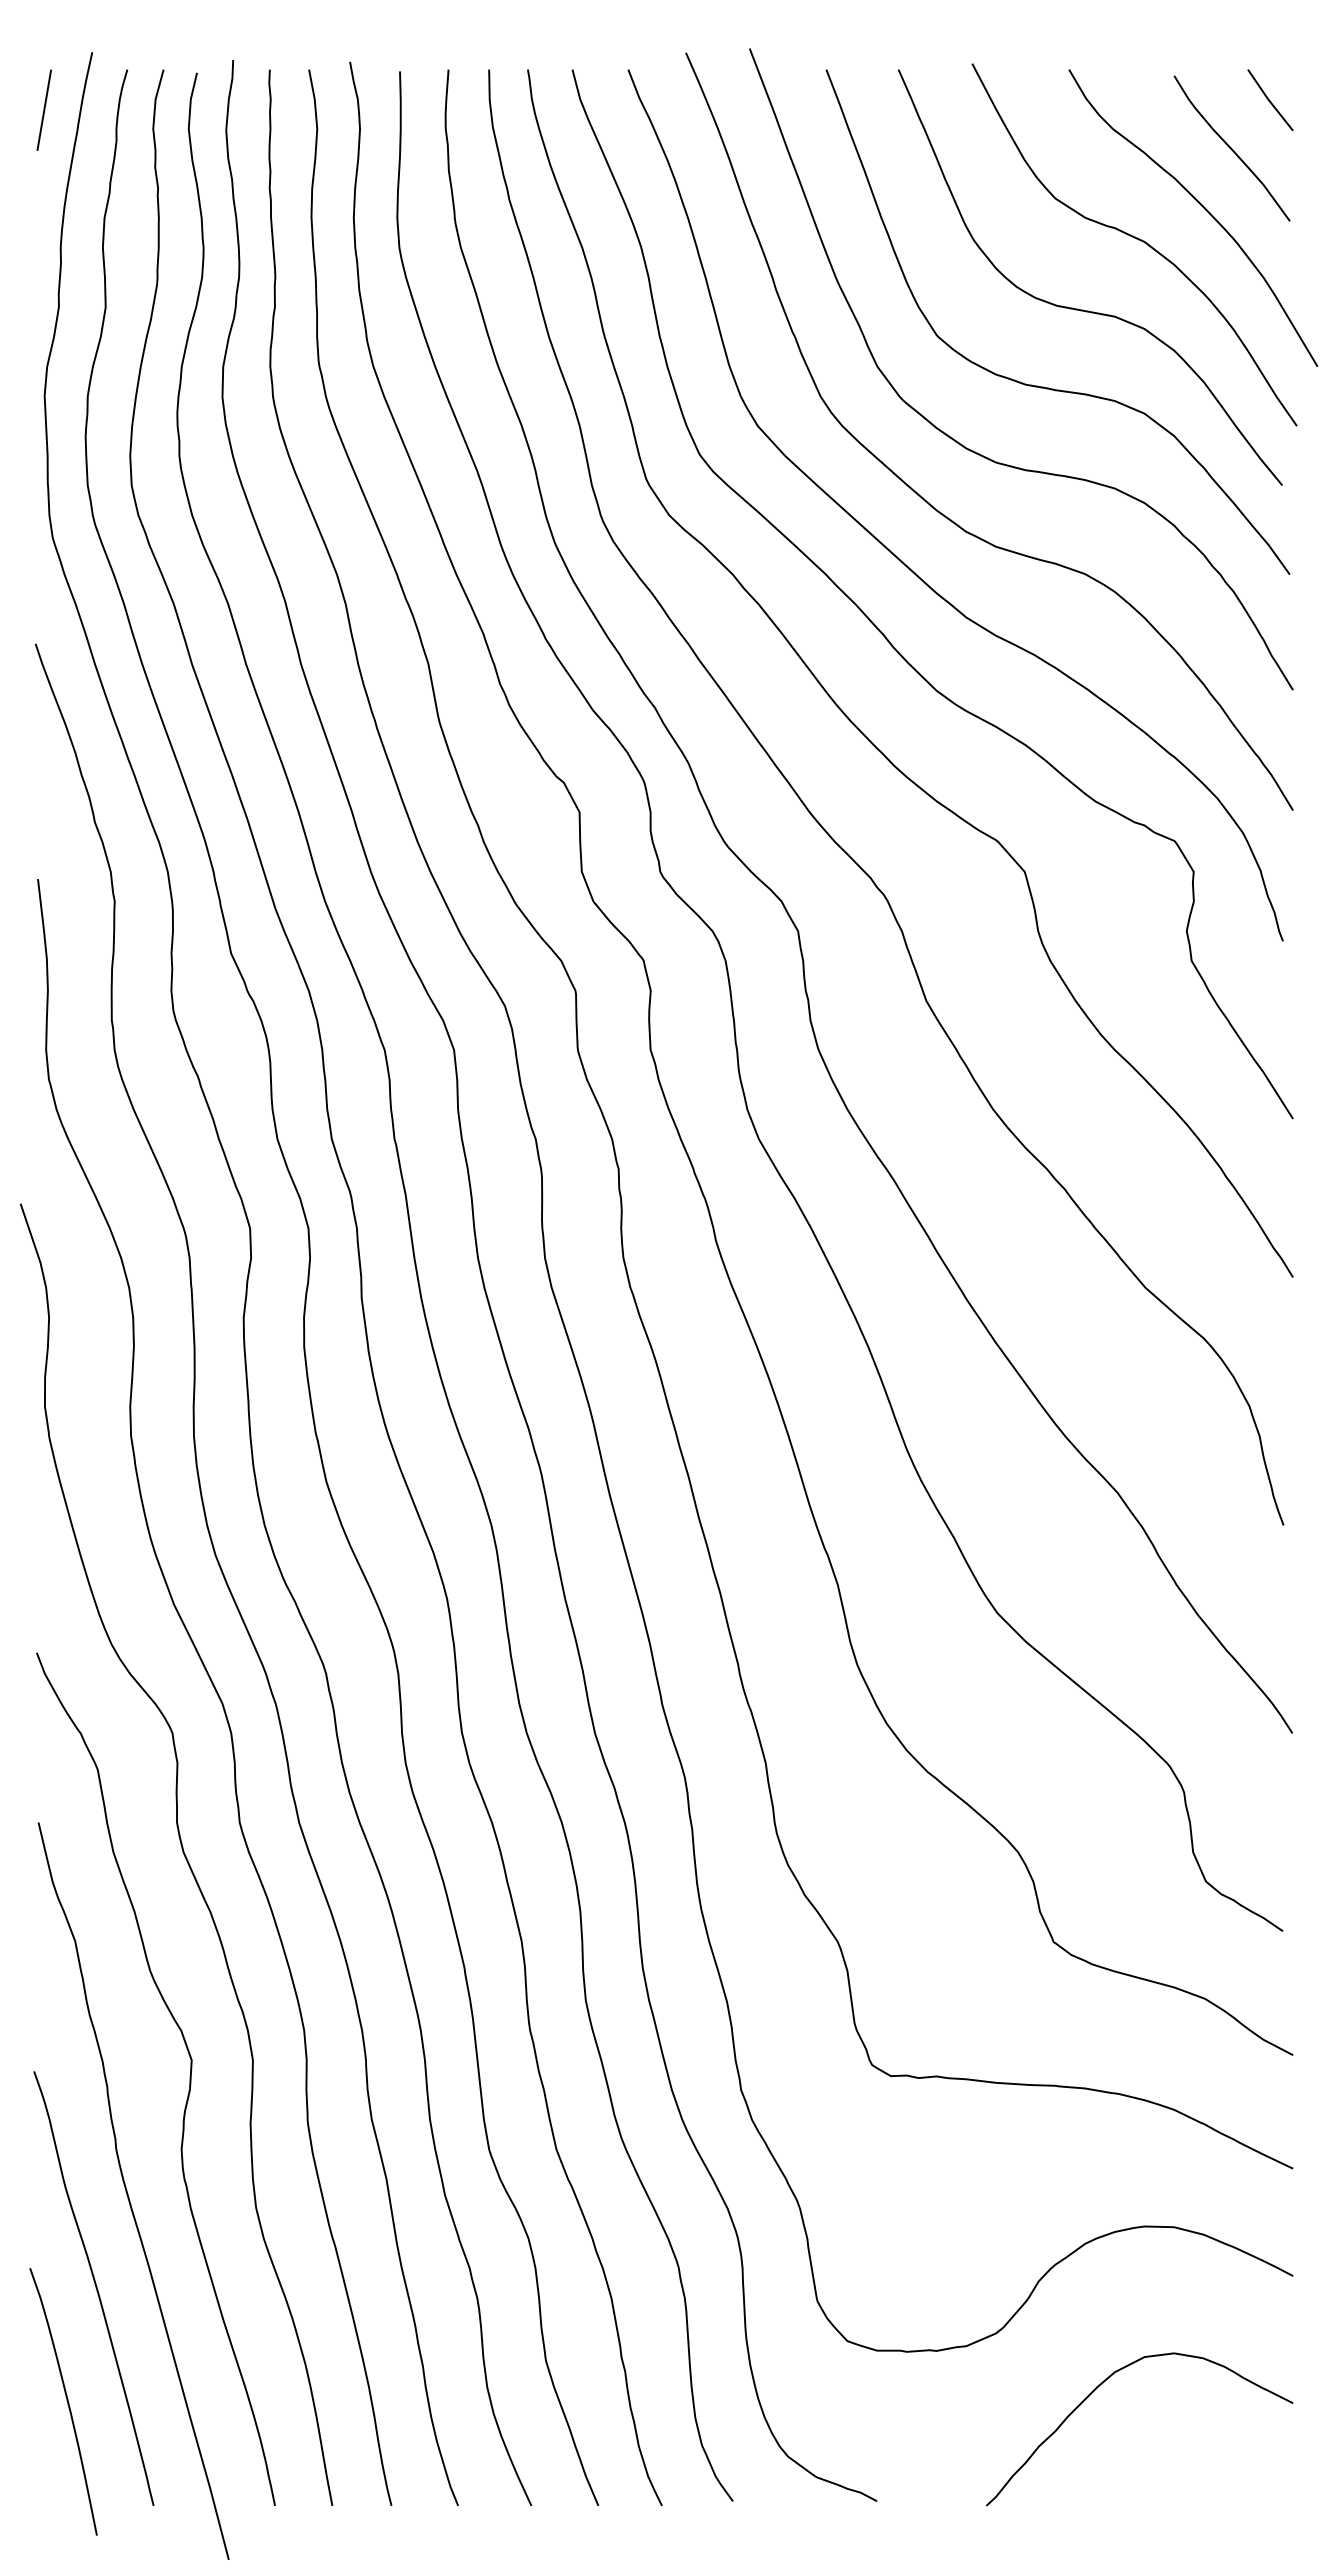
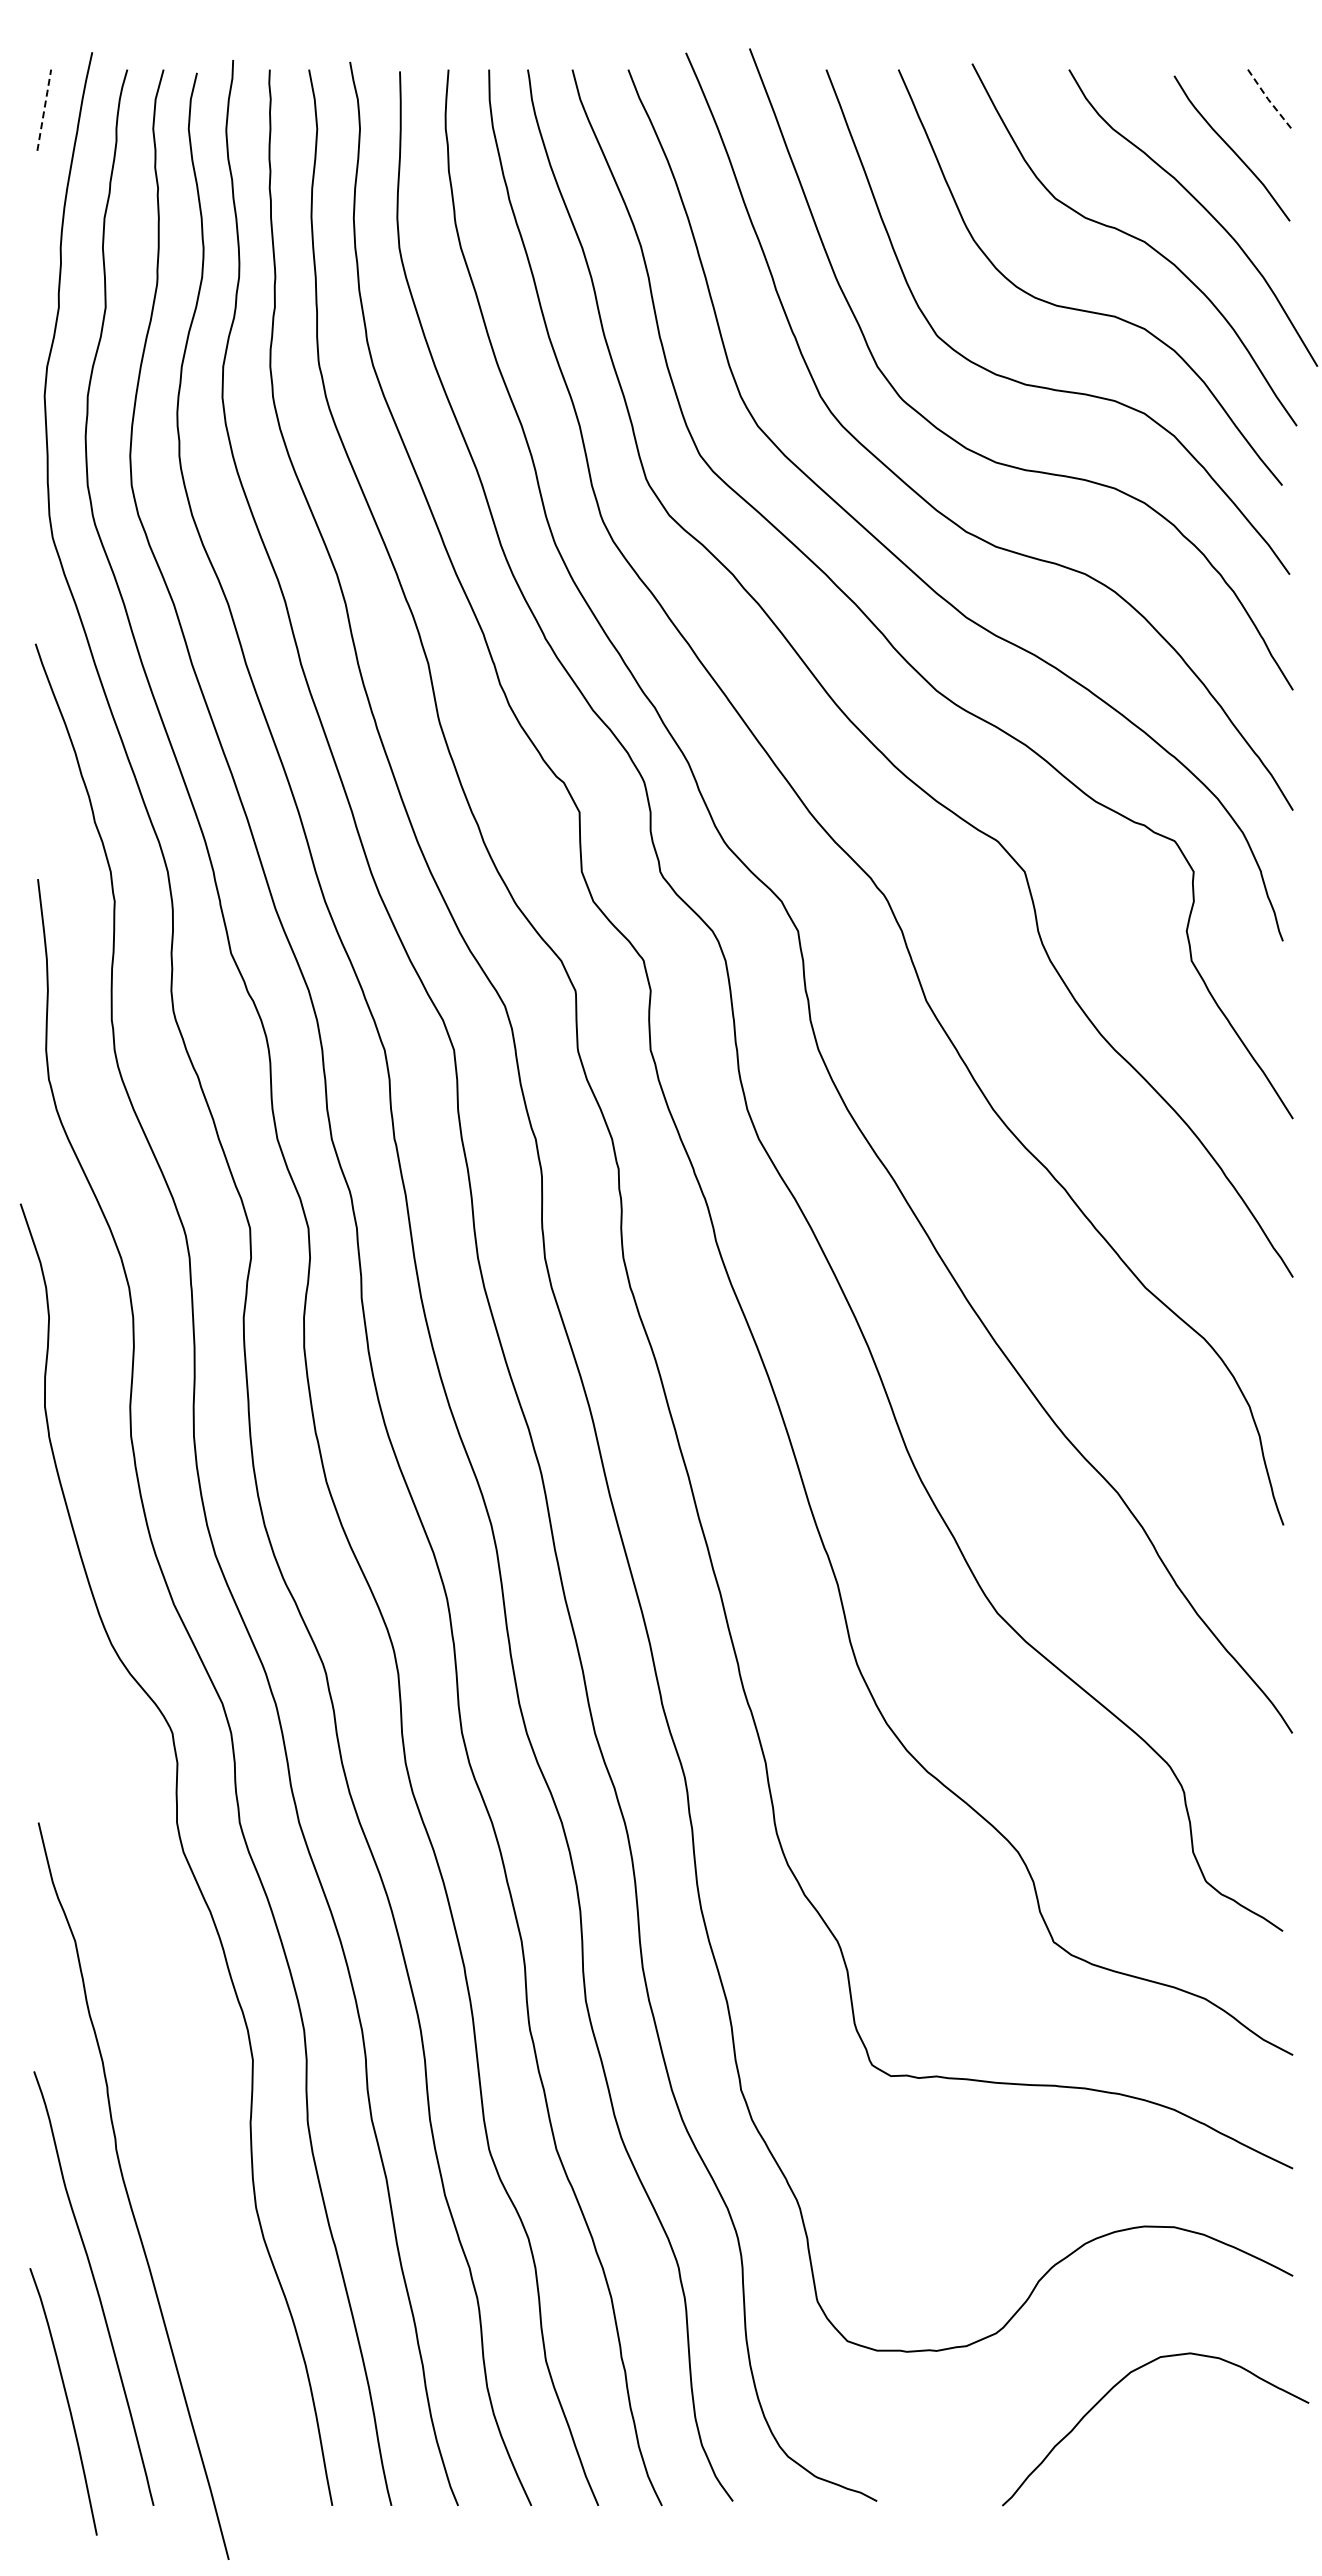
line: solid -> dashed (1269, 100)
line: solid -> dashed (44, 109)
curve: present -> none (189, 2078)
curve position: (1102, 2384) -> (1118, 2384) (1118, 2384)
